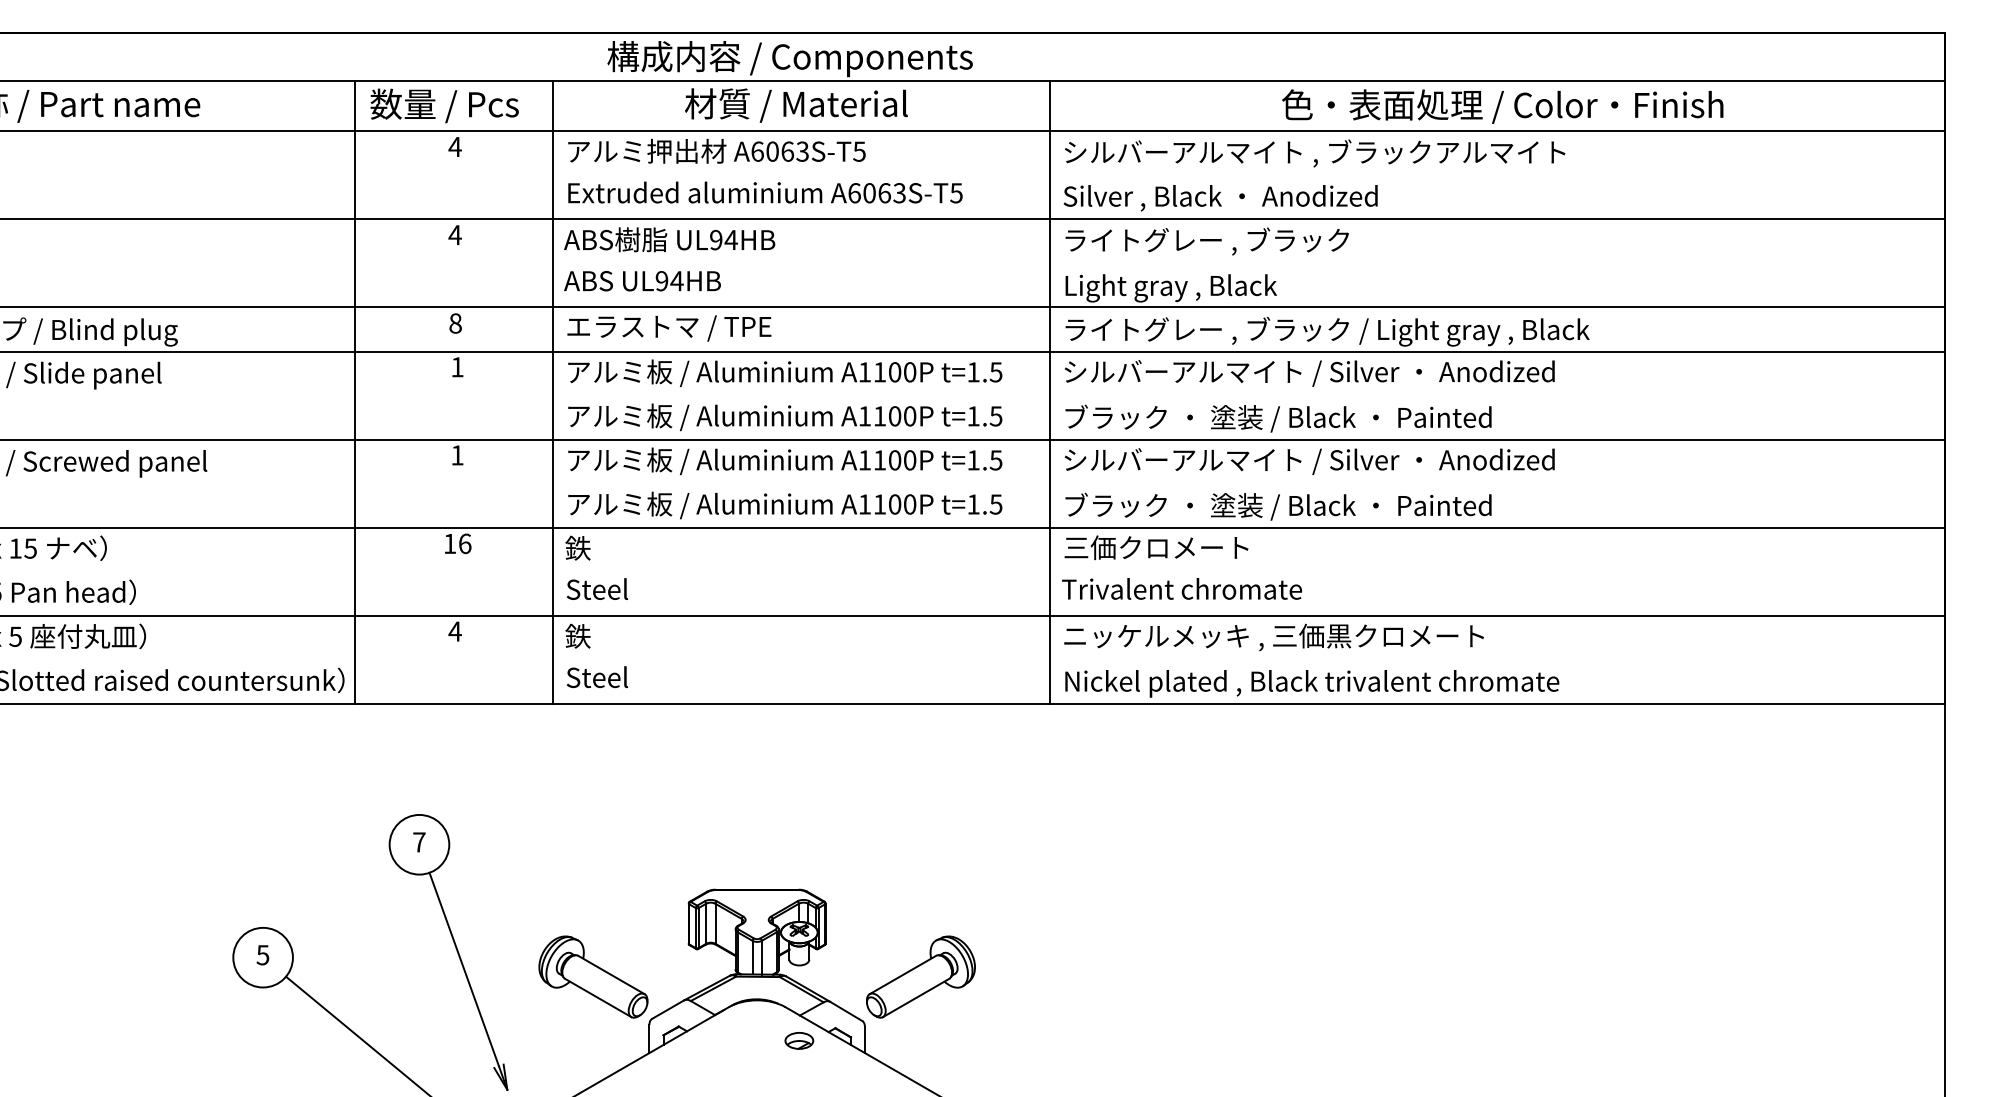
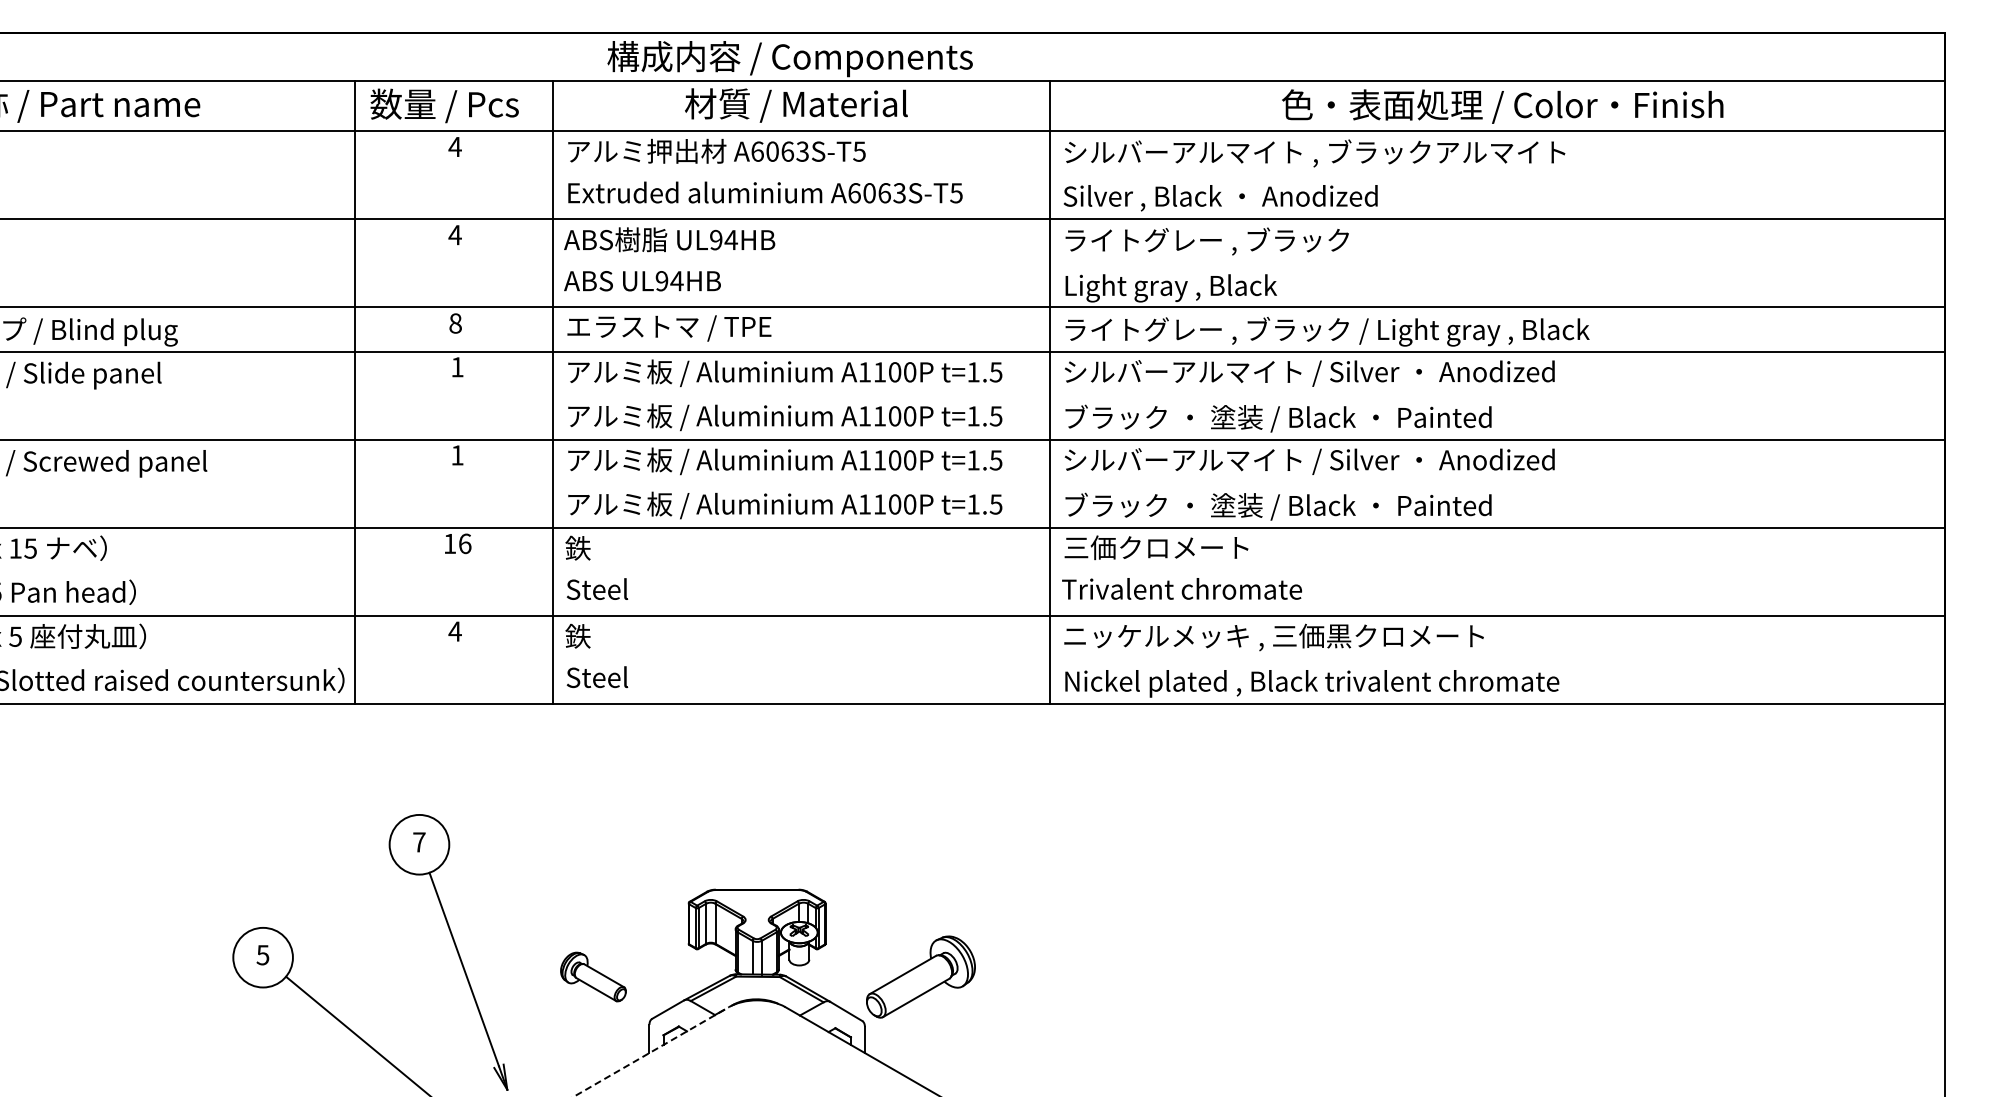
part size: 111x84 px -> 67x52 px (593, 976)
part: present -> none (799, 1040)
line: solid -> dashed (651, 1051)
